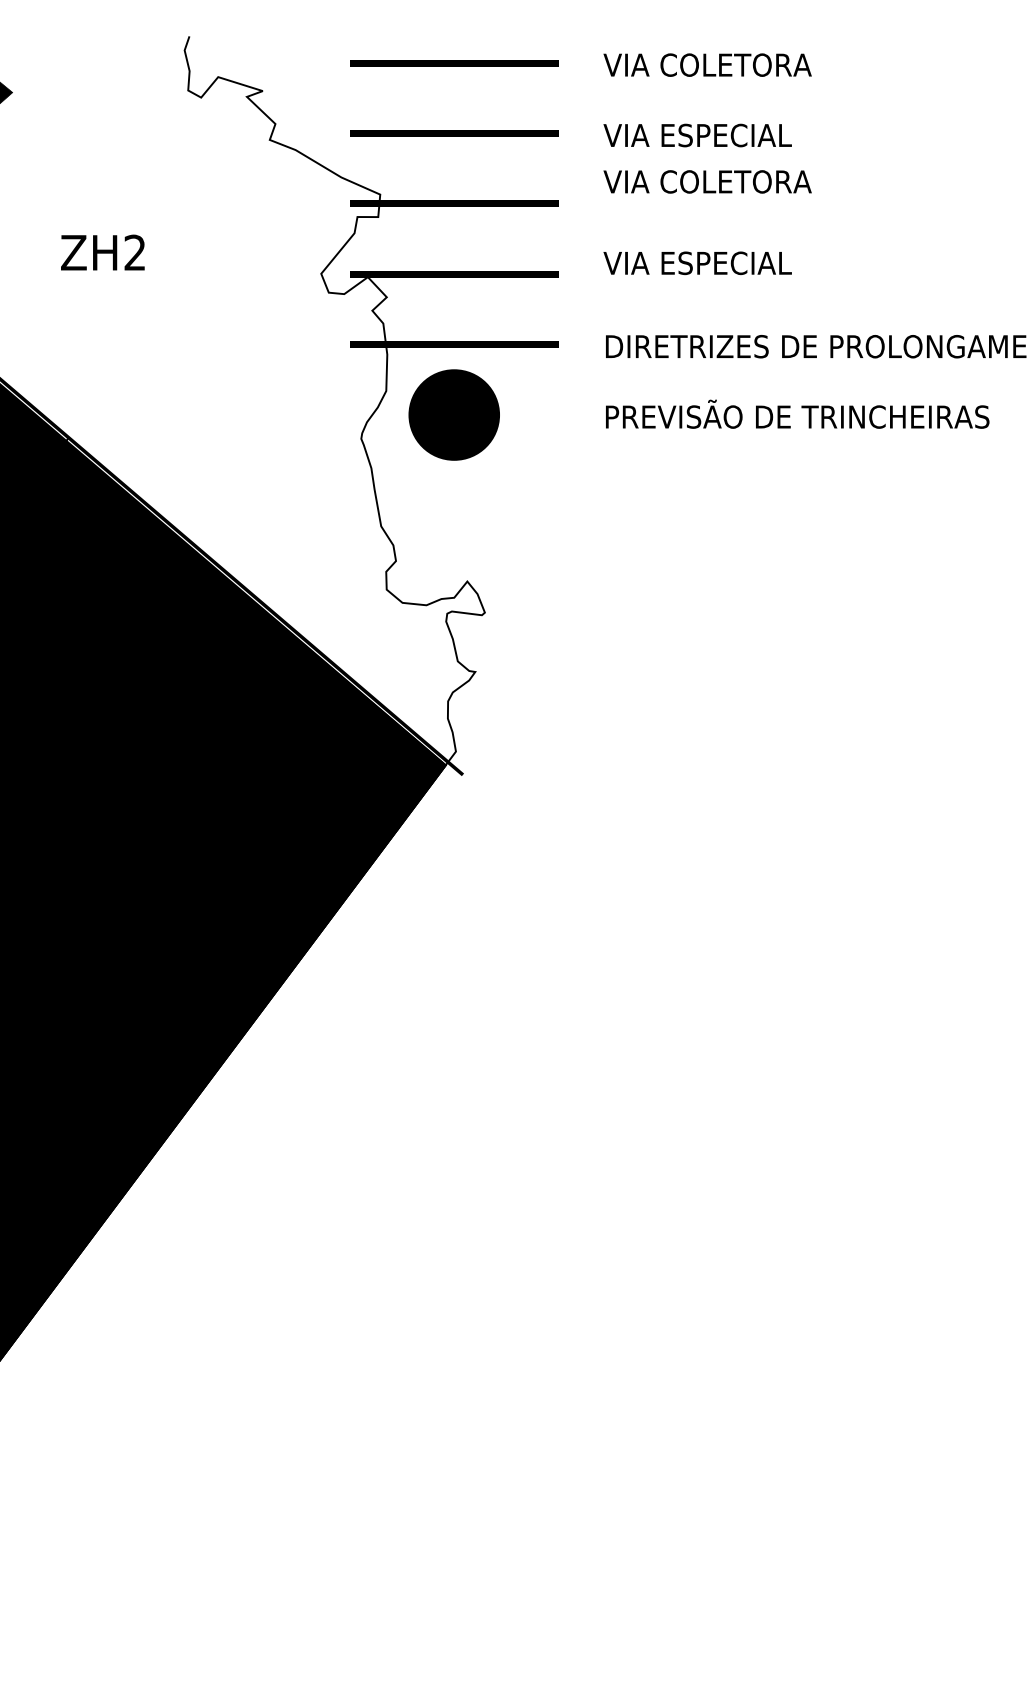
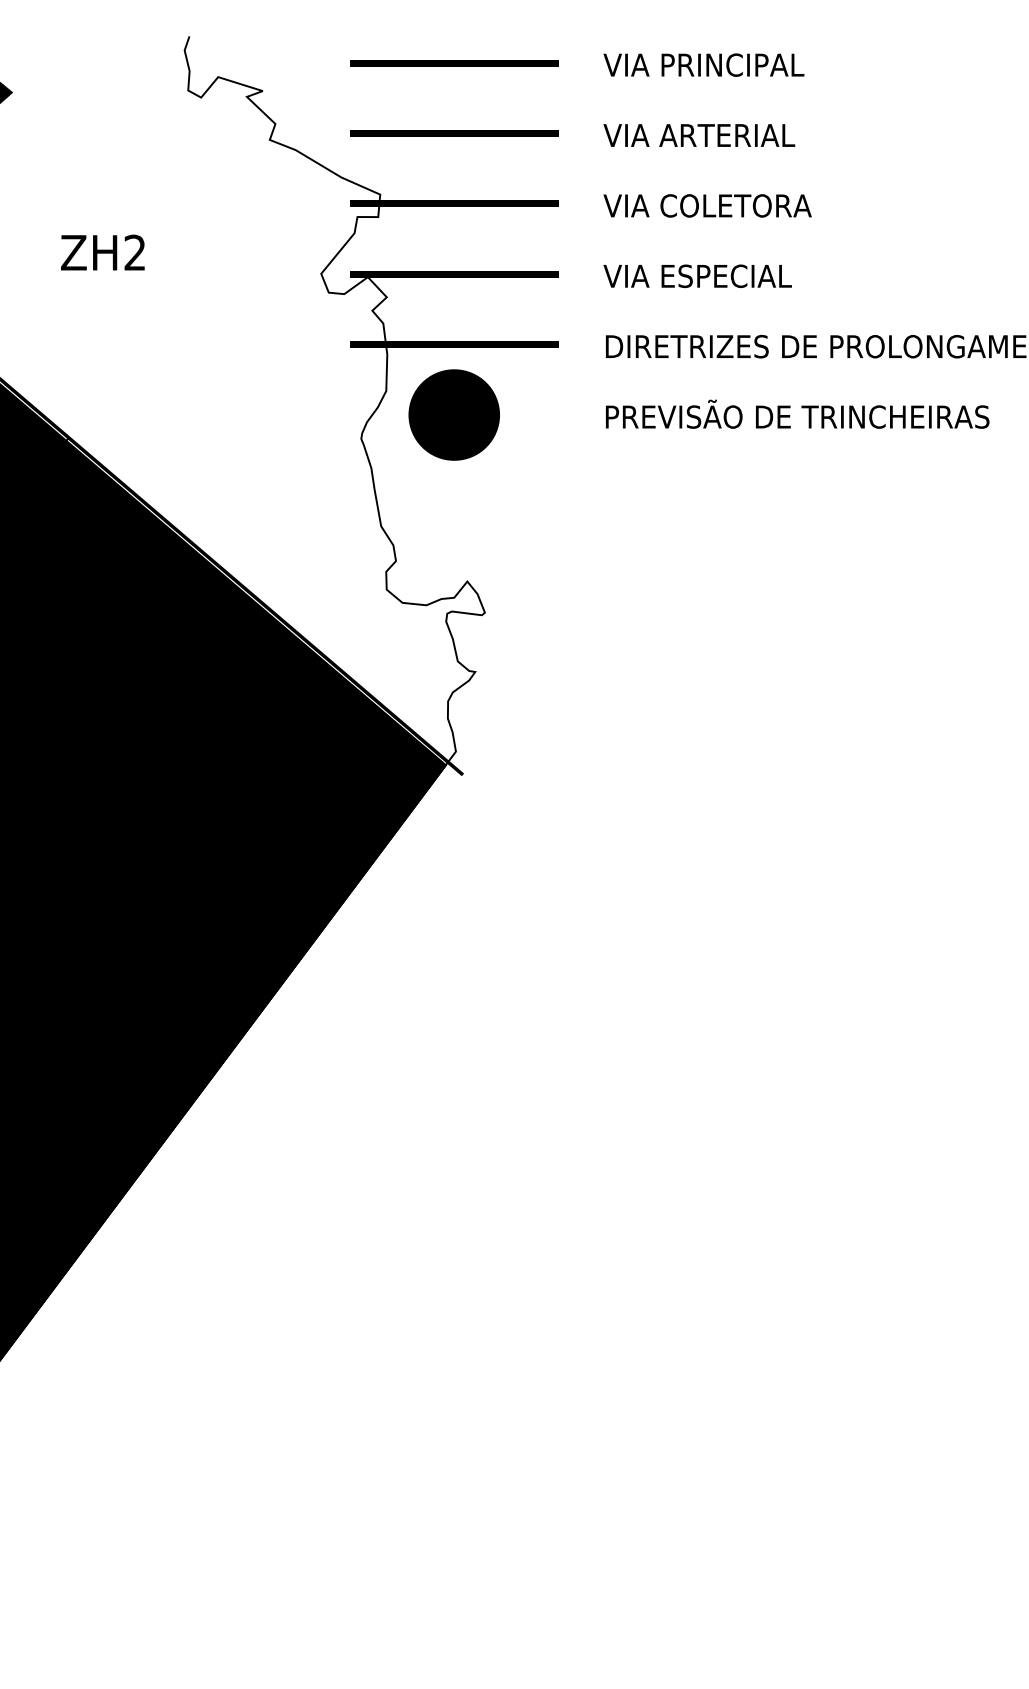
text: VIA COLETORA -> VIA PRINCIPAL (735, 64)
text: VIA ESPECIAL -> VIA ARTERIAL (727, 135)
text position: (707, 181) -> (707, 205) (707, 205)
text position: (697, 263) -> (697, 276) (697, 276)
